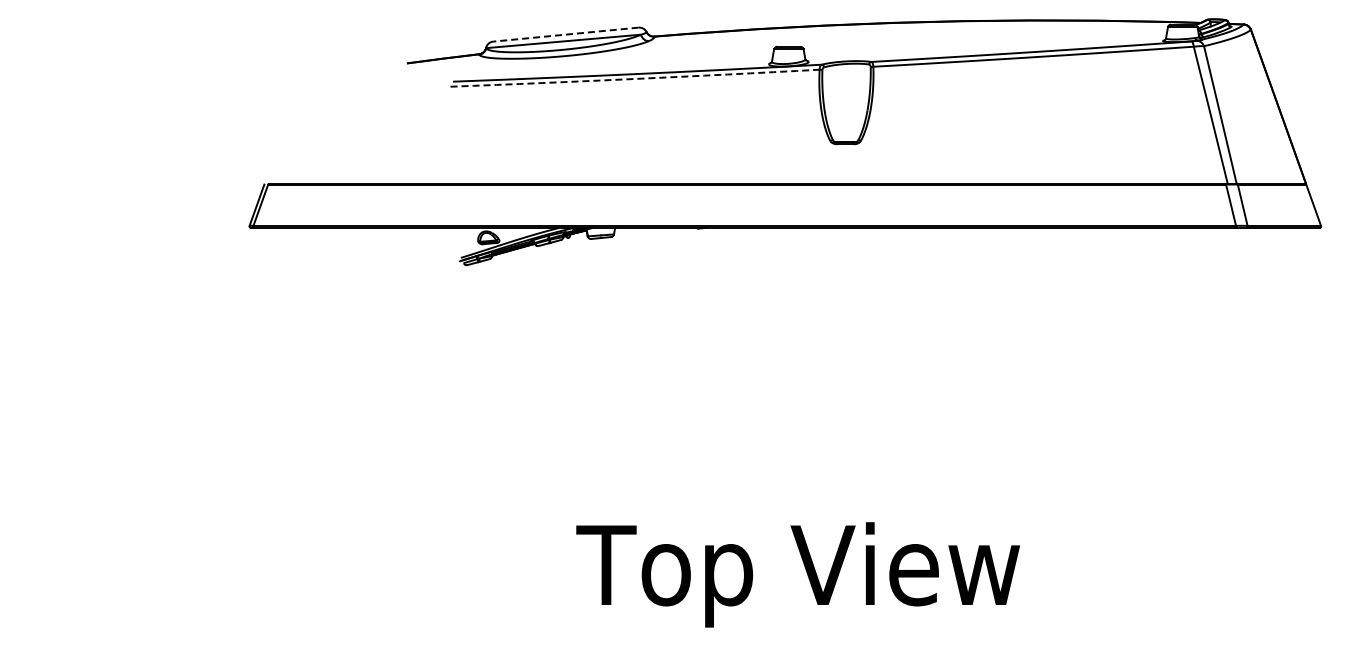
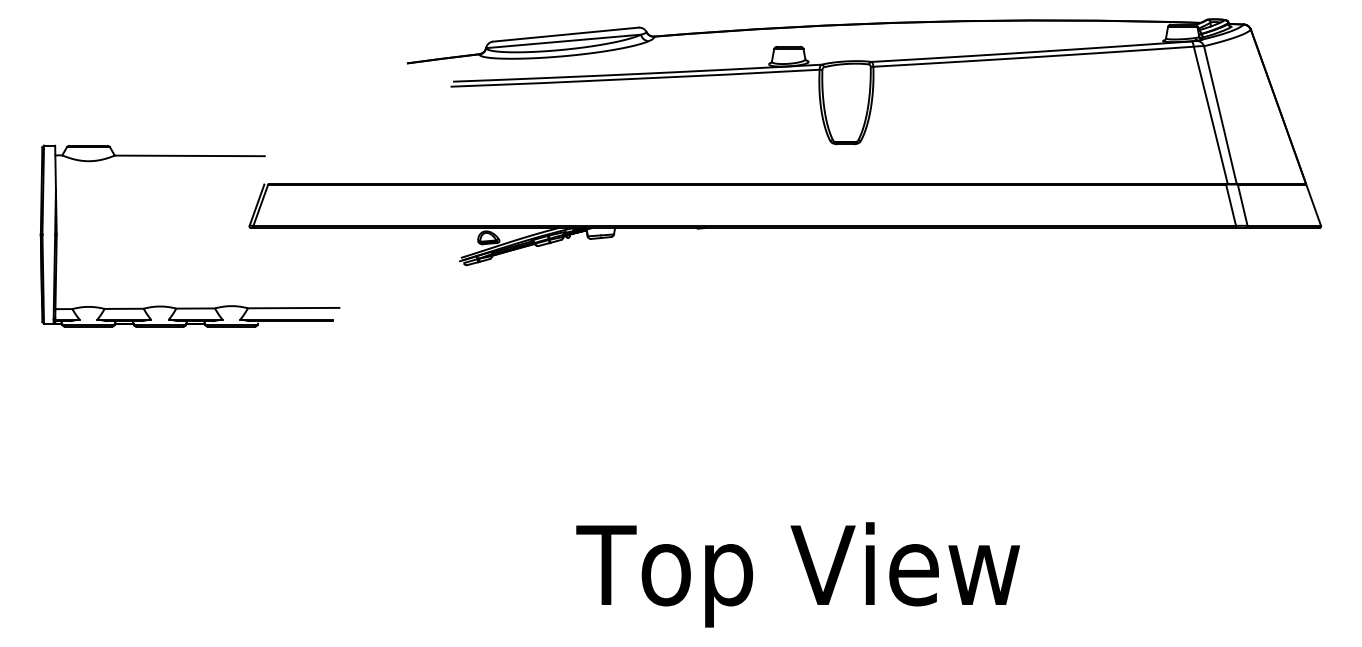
line: dashed -> solid (565, 34)
arc: dashed -> solid (635, 78)
part: none -> present (189, 307)
